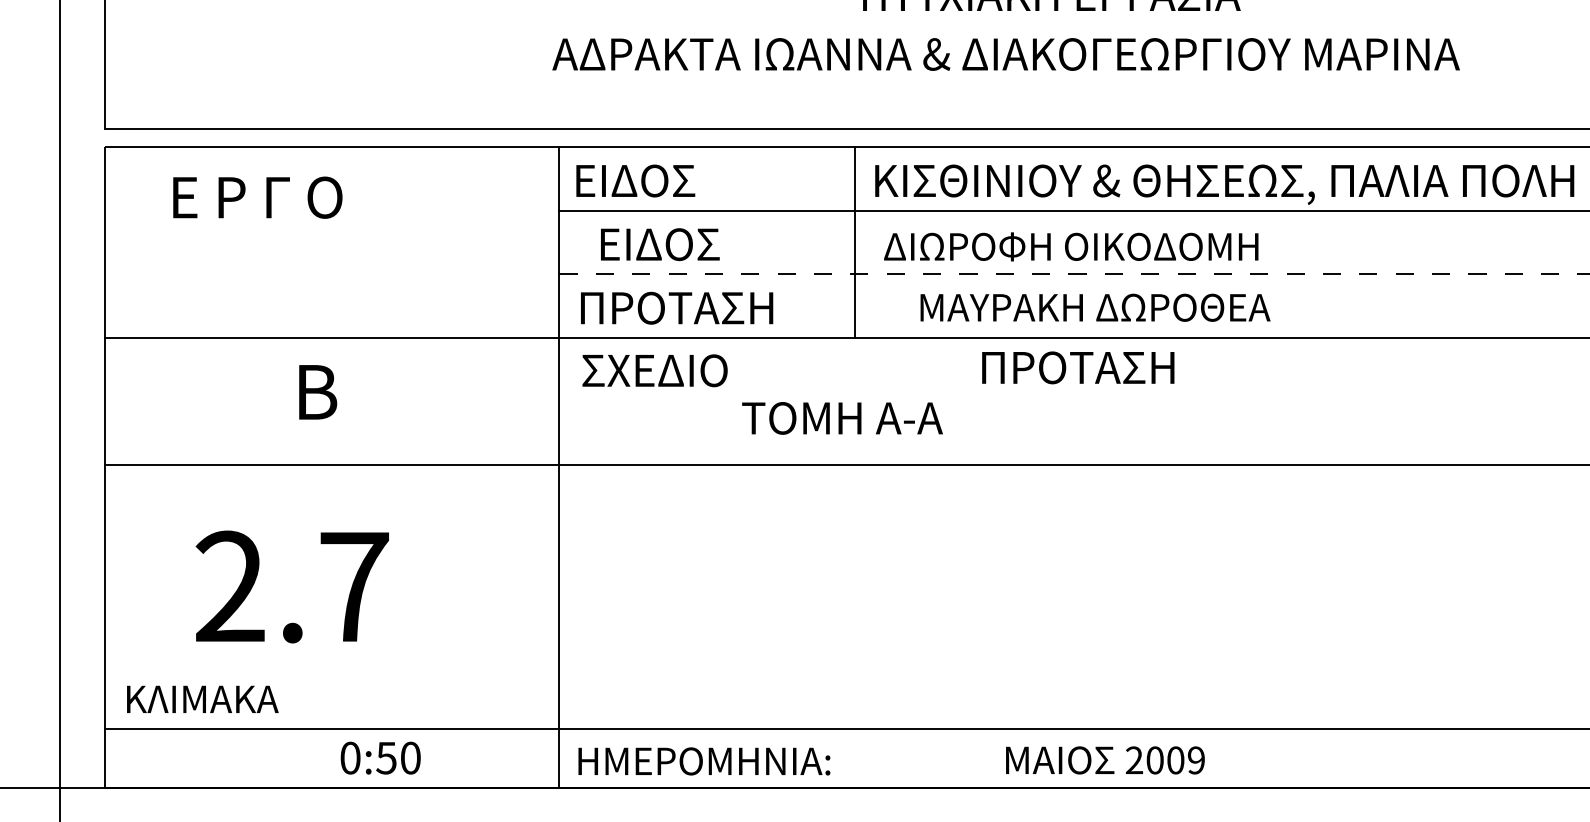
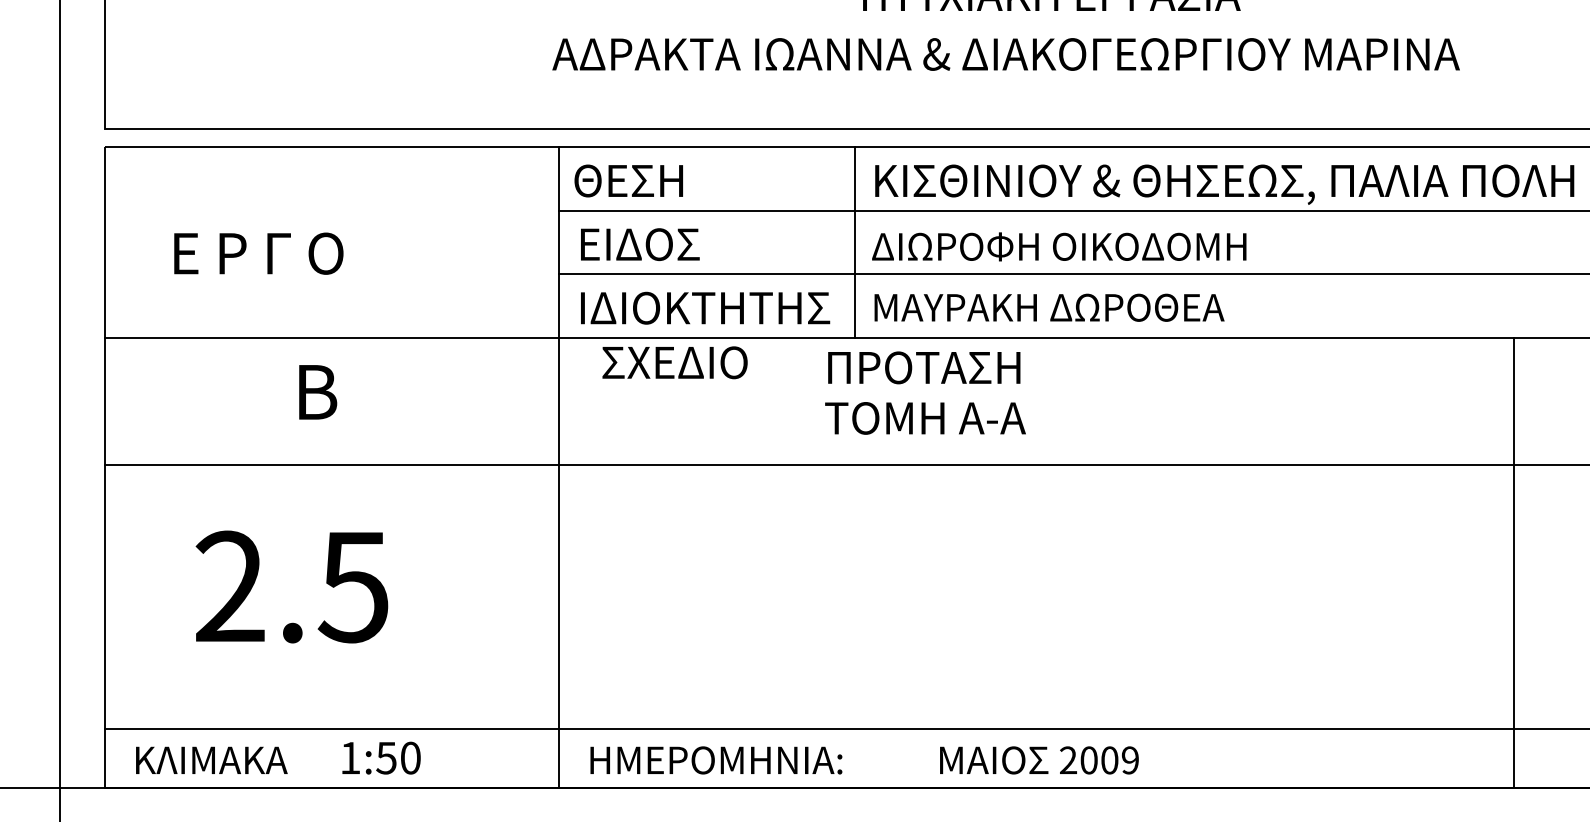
text: ΕΙΔΟΣ -> ΘΕΣΗ (634, 180)
text position: (257, 197) -> (258, 253) (258, 253)
text position: (660, 244) -> (640, 244) (640, 244)
text position: (1071, 246) -> (1059, 246) (1059, 246)
line: dashed -> solid (1075, 274)
text: ΠΡΟΤΑΣΗ -> ΙΔΙΟΚΤΗΤΗΣ (707, 307)
text position: (1095, 307) -> (1049, 307) (1049, 307)
text position: (1078, 367) -> (924, 367) (924, 367)
text position: (654, 370) -> (674, 362) (674, 362)
text position: (842, 418) -> (925, 418) (925, 418)
line: none -> present (1513, 562)
text: 2.7 -> 2.5 (352, 587)
text position: (202, 698) -> (211, 759) (211, 759)
text: 0:50 -> 1:50 (350, 757)
text position: (1105, 760) -> (1039, 760) (1039, 760)
text position: (704, 761) -> (716, 760) (716, 760)
